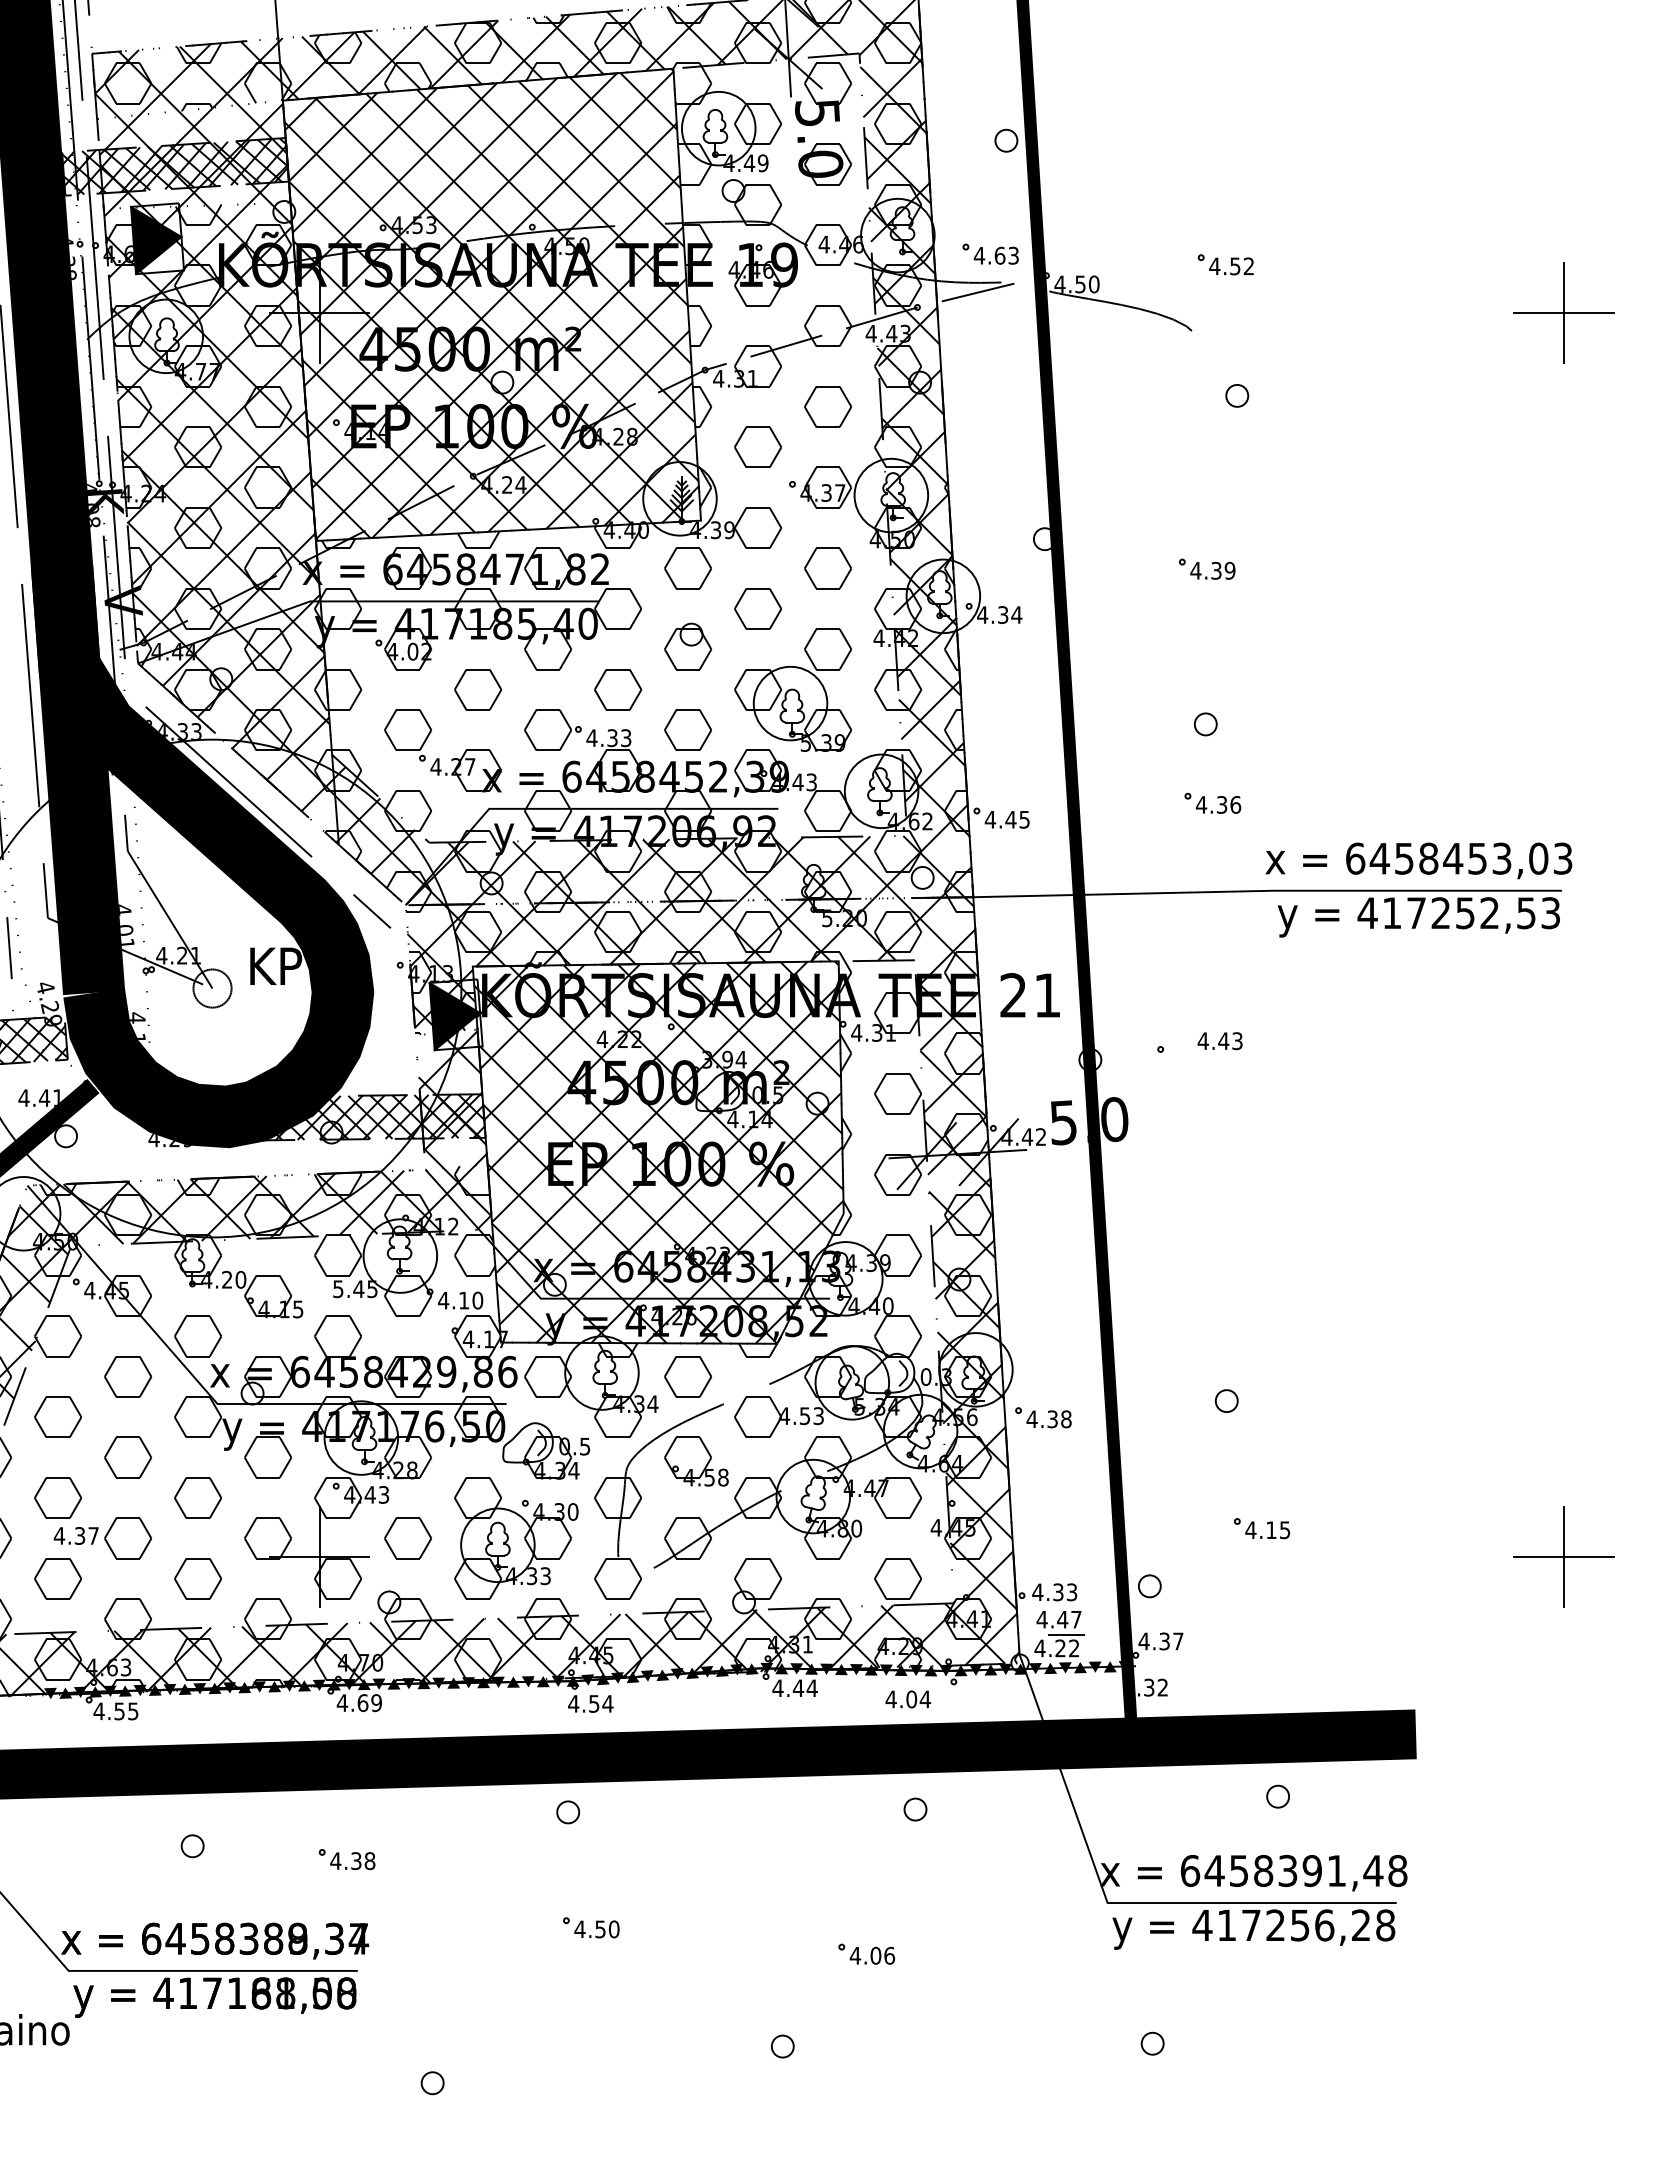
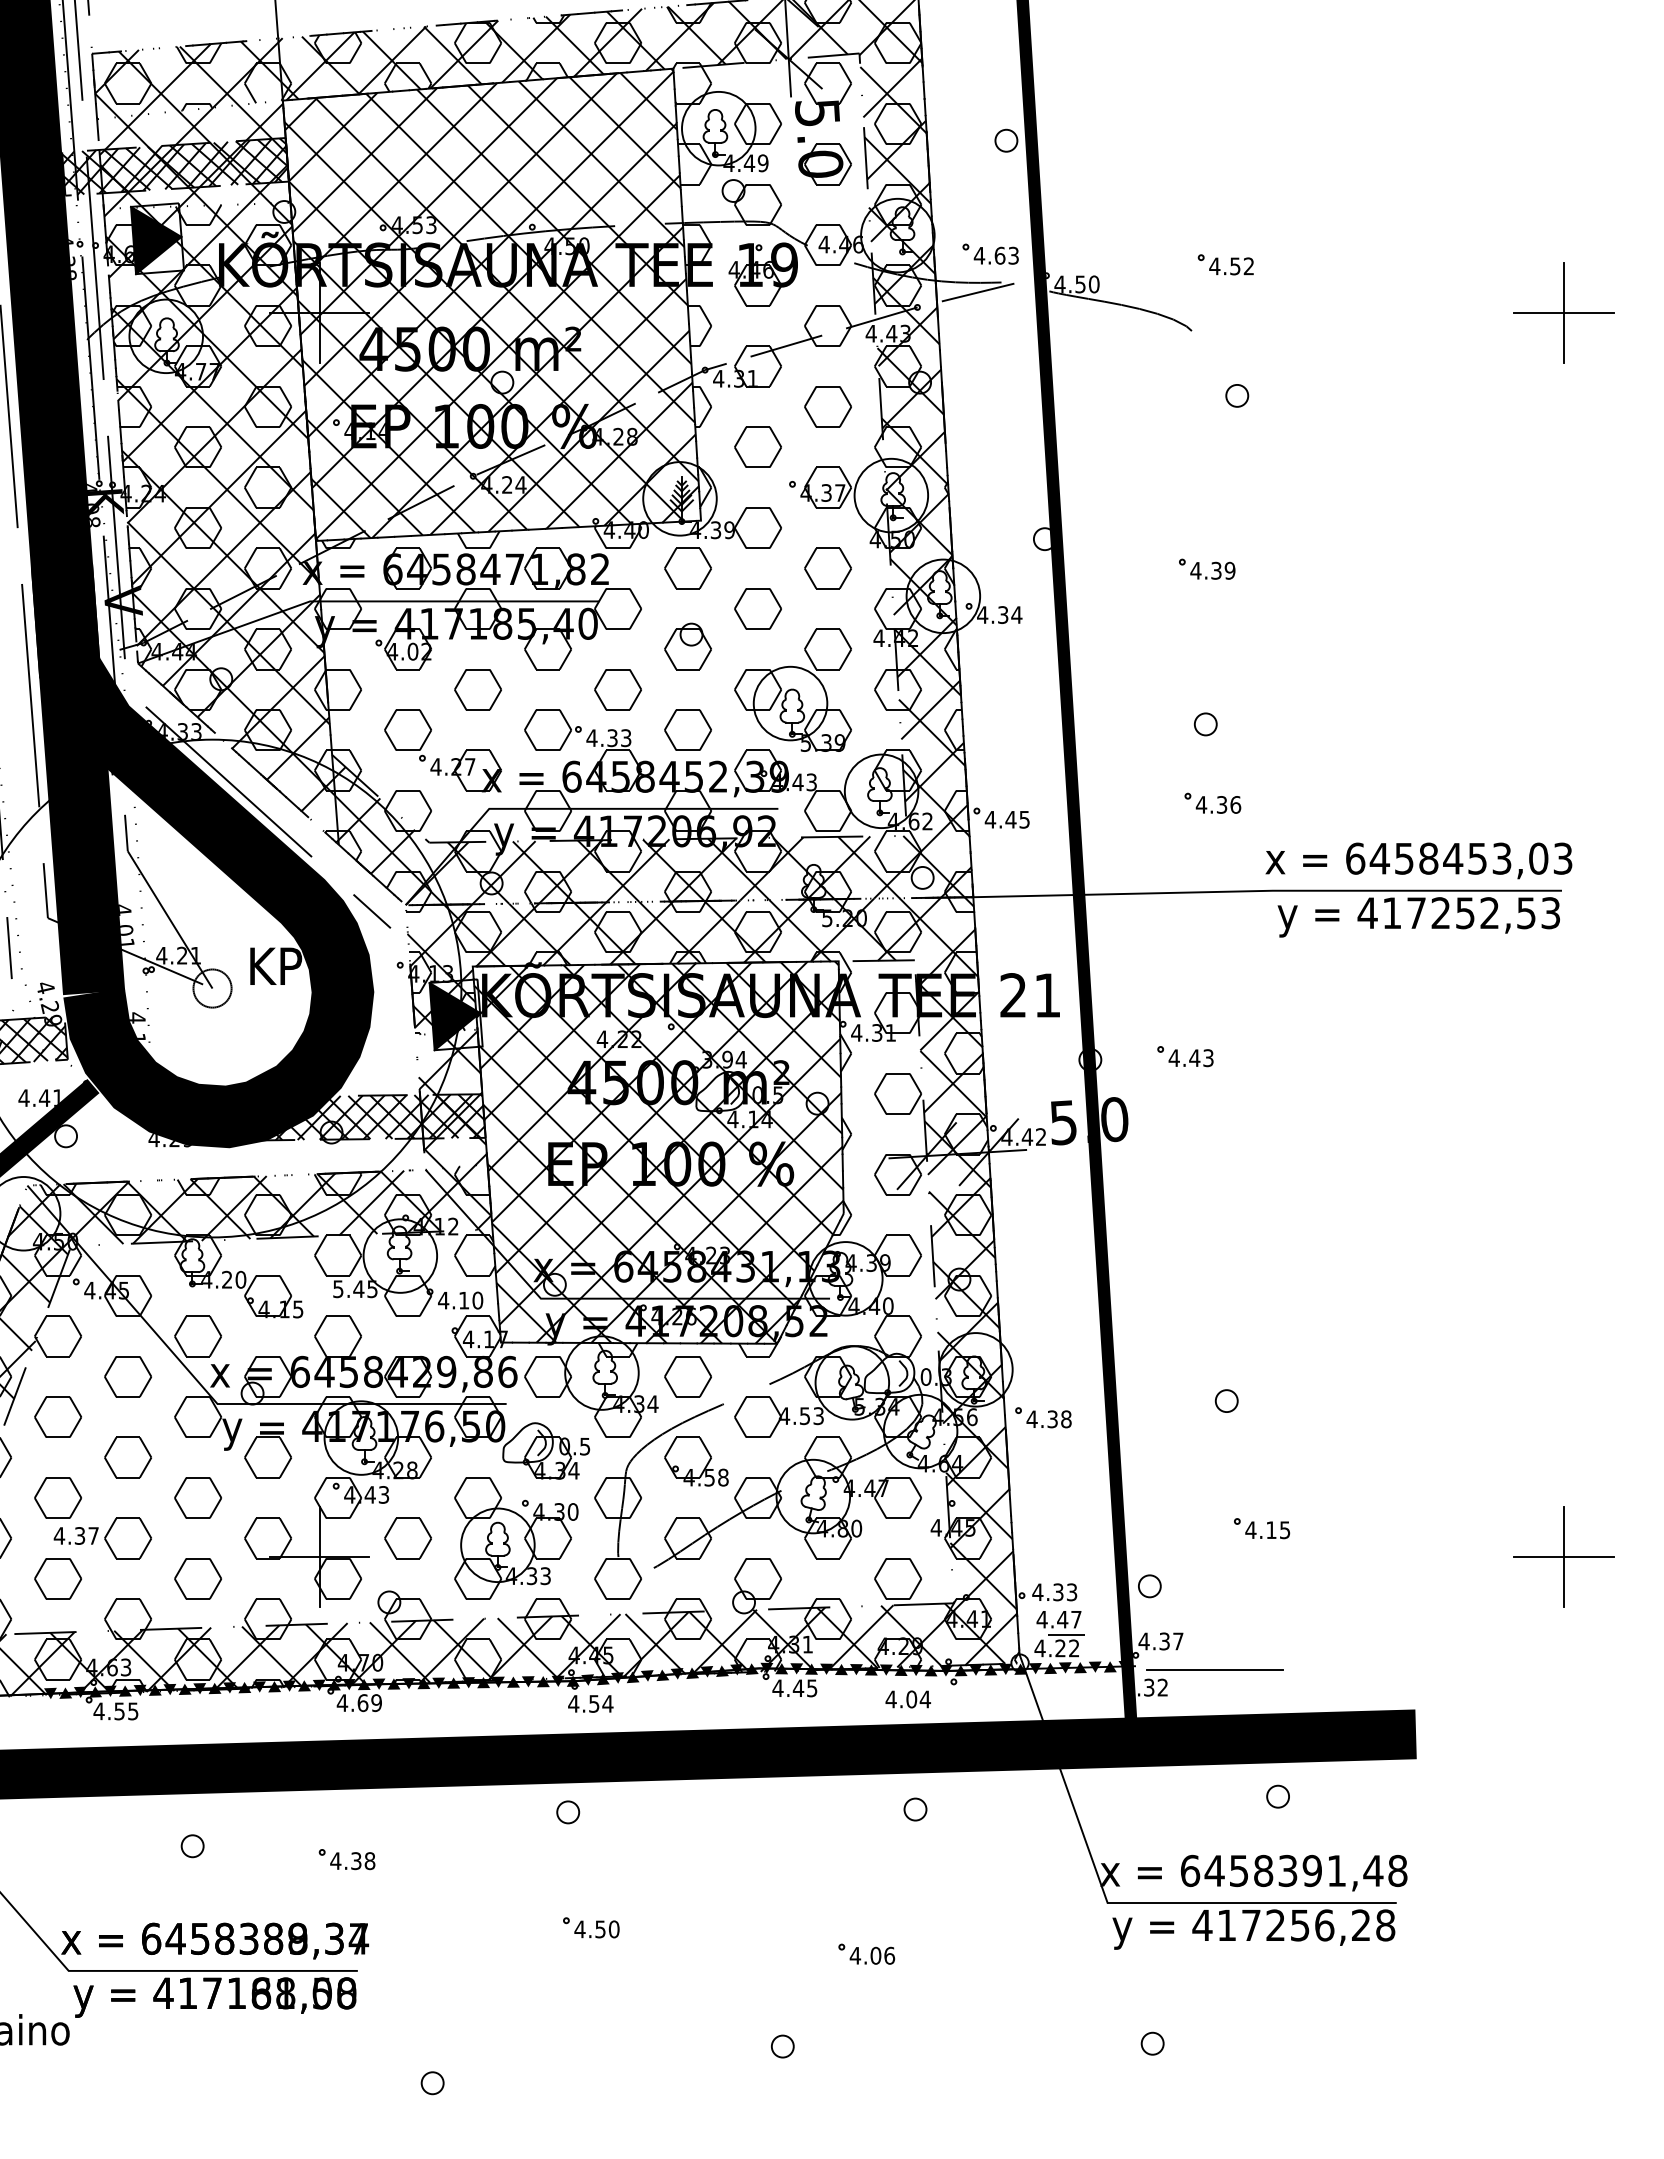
text position: (1219, 1041) -> (1190, 1058) (1190, 1058)
line: none -> present (1214, 1670)
text: 4.44 -> 4.45 (811, 1688)
